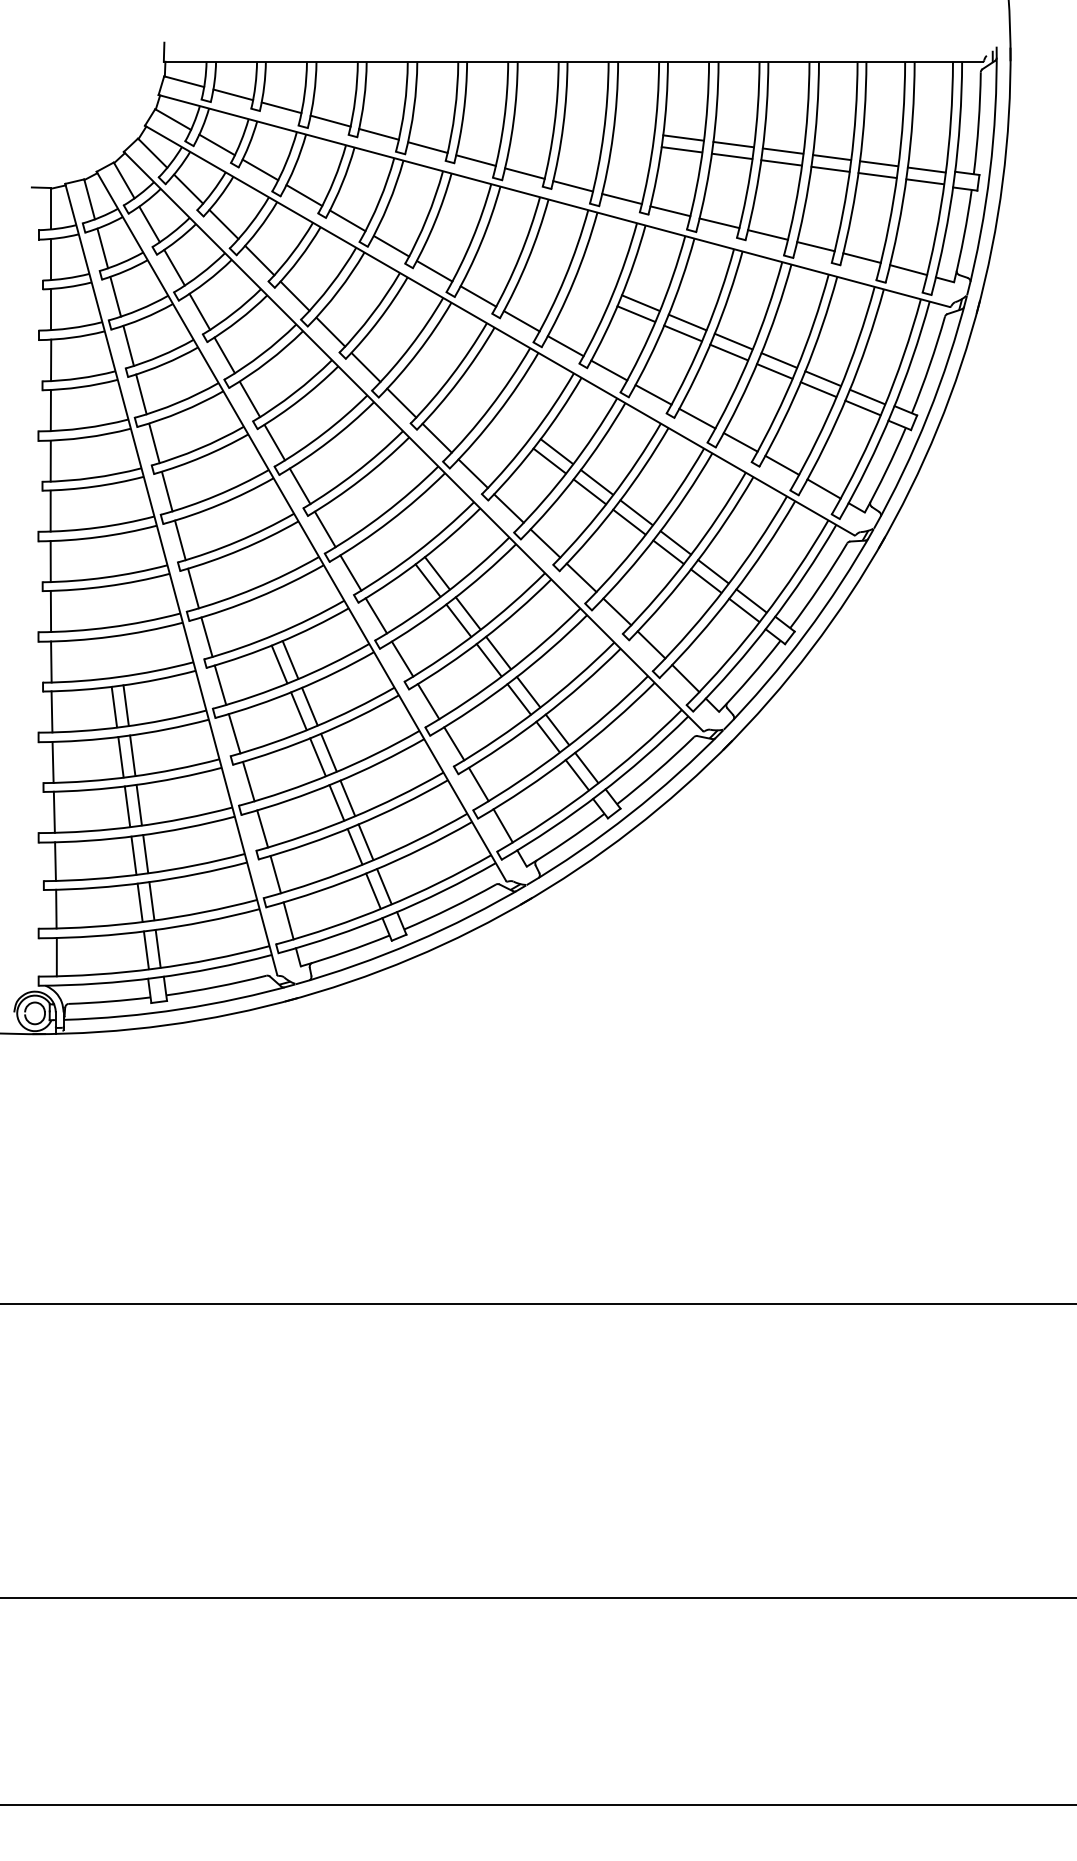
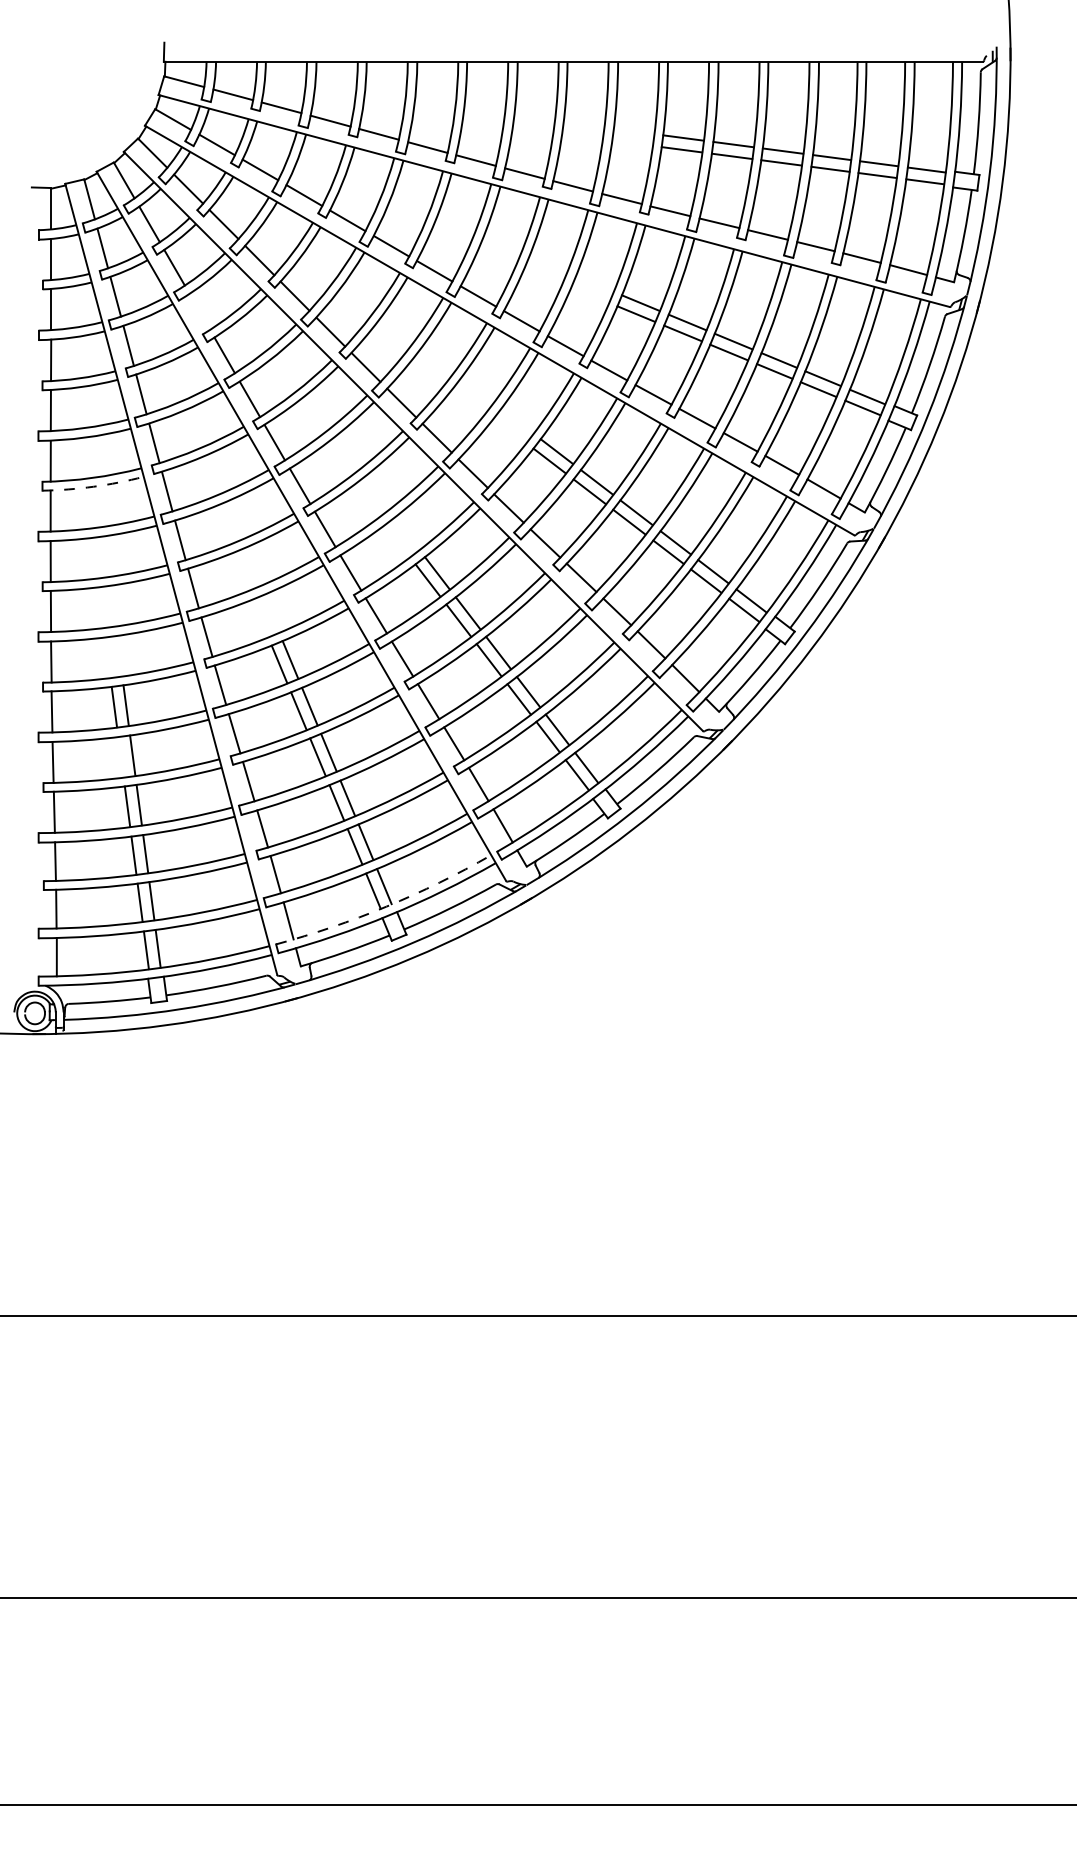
line: present -> none (199, 311)
arc: solid -> dashed (93, 486)
line: present -> none (120, 757)
arc: solid -> dashed (386, 906)
line position: (537, 1304) -> (537, 1316) (537, 1316)
